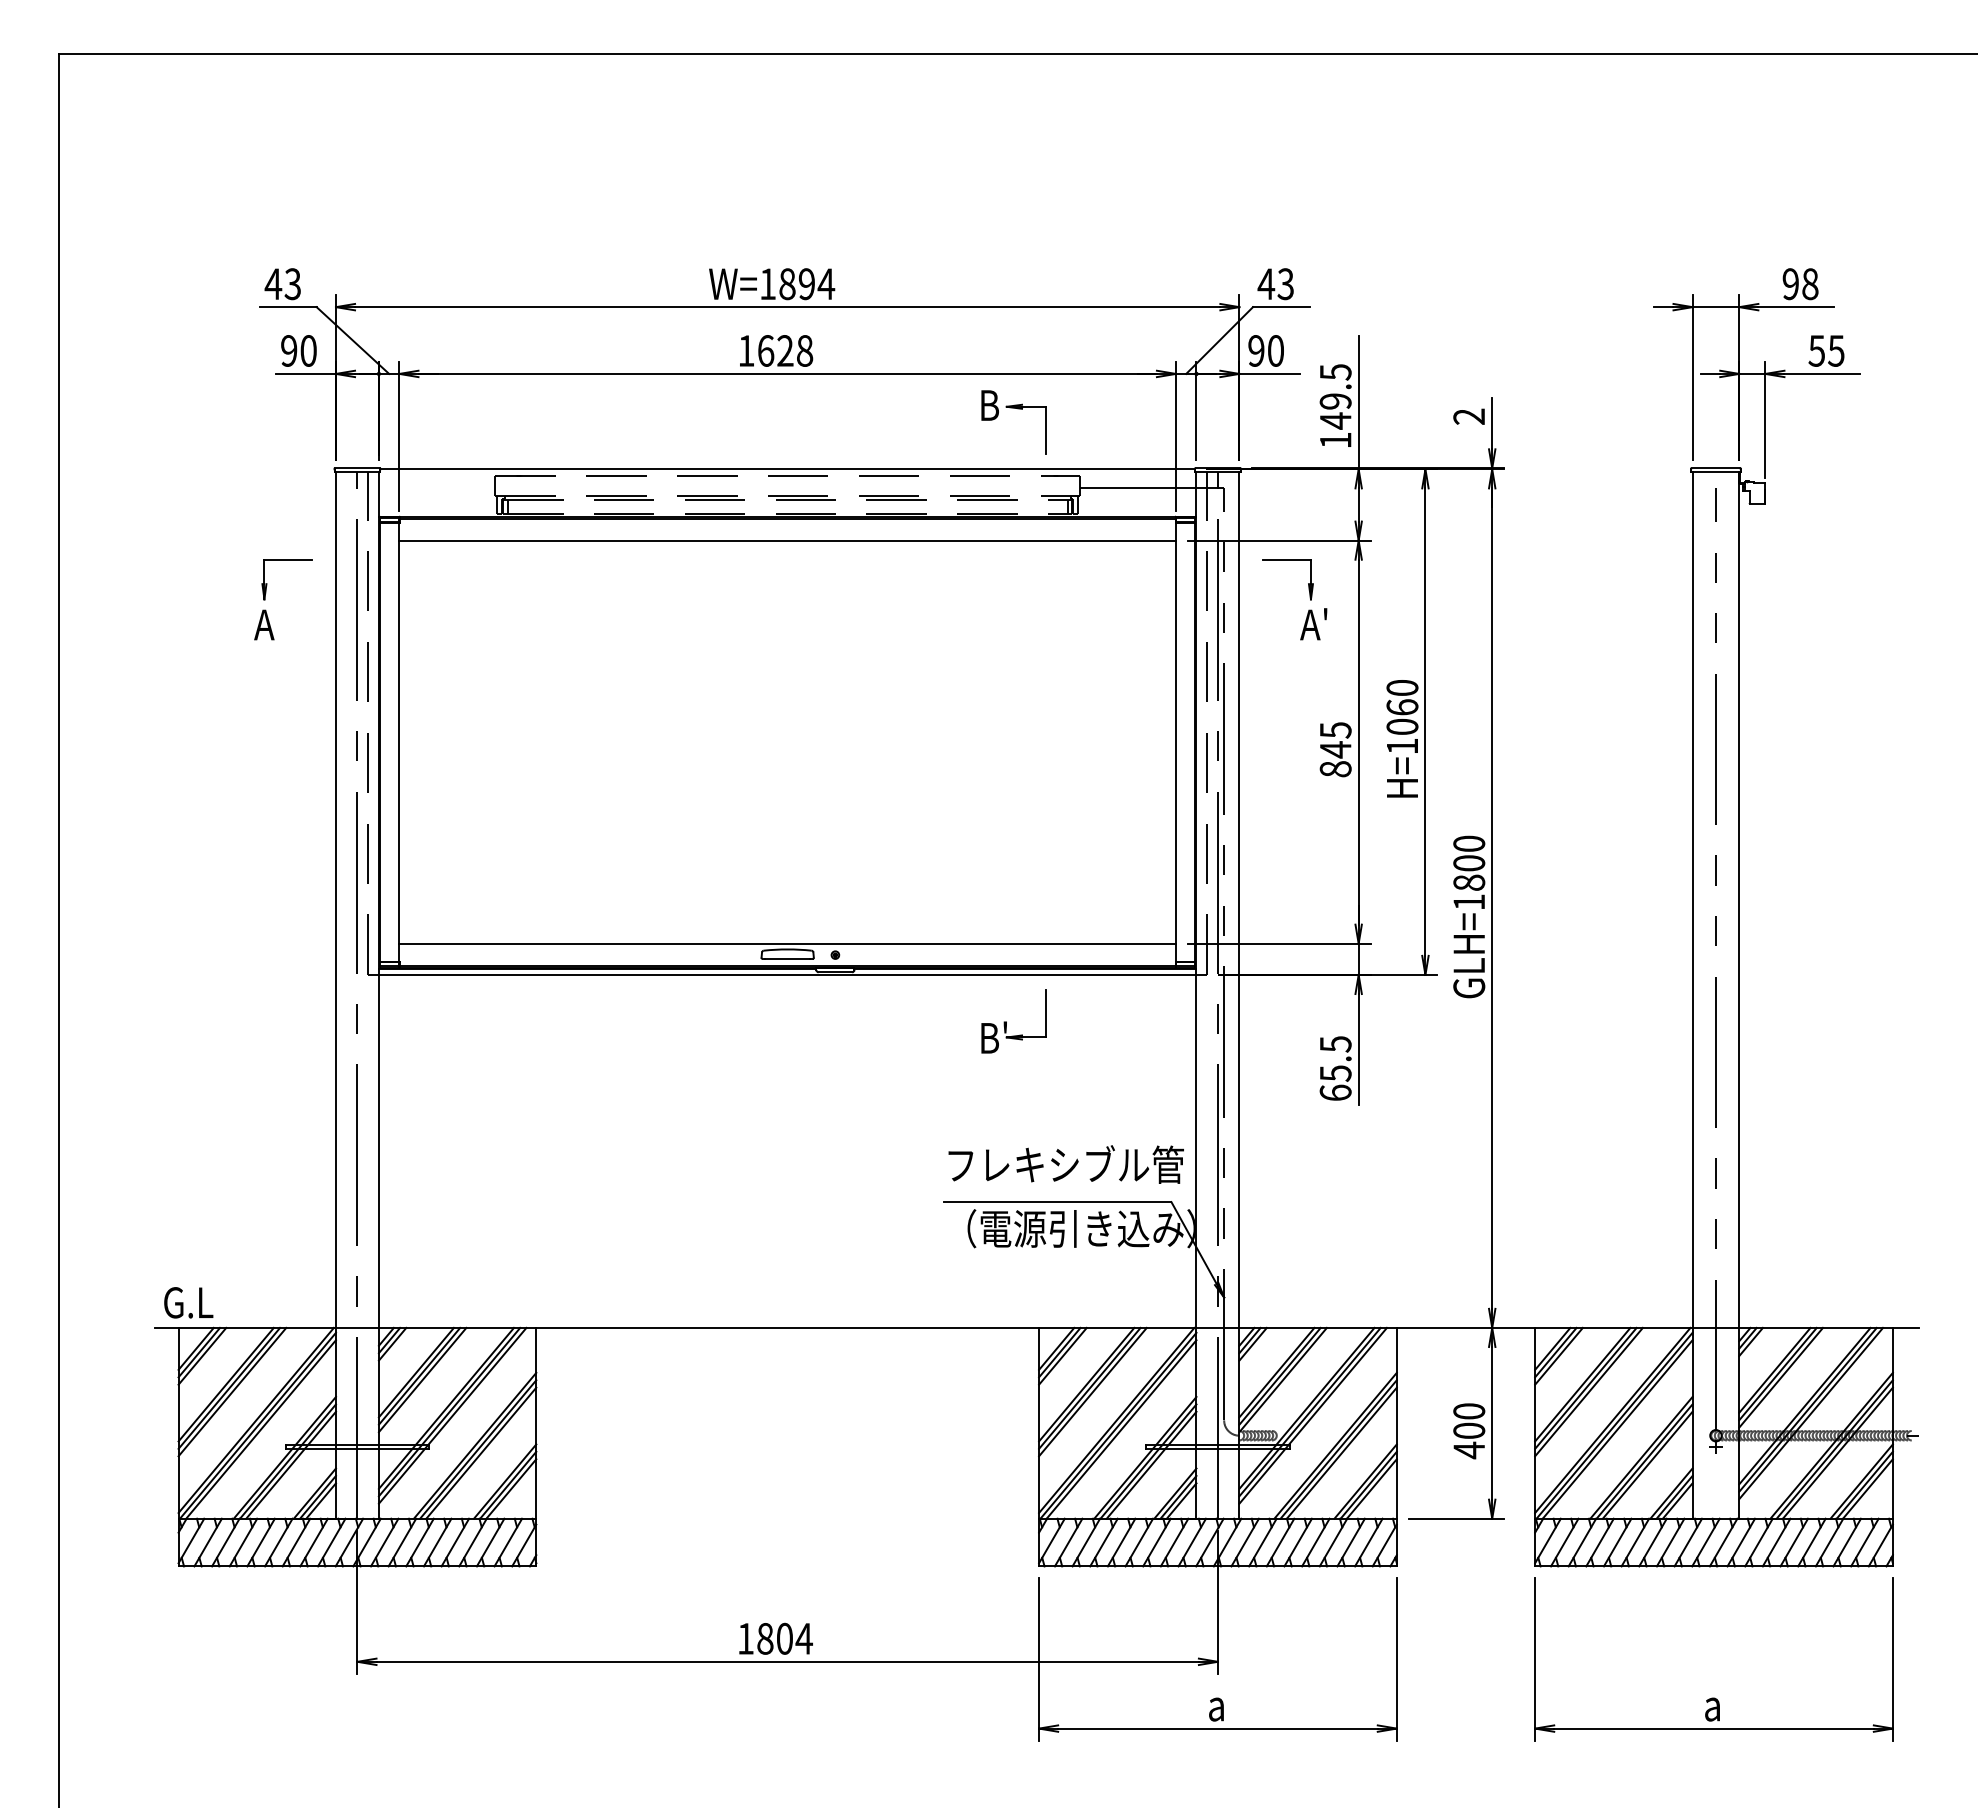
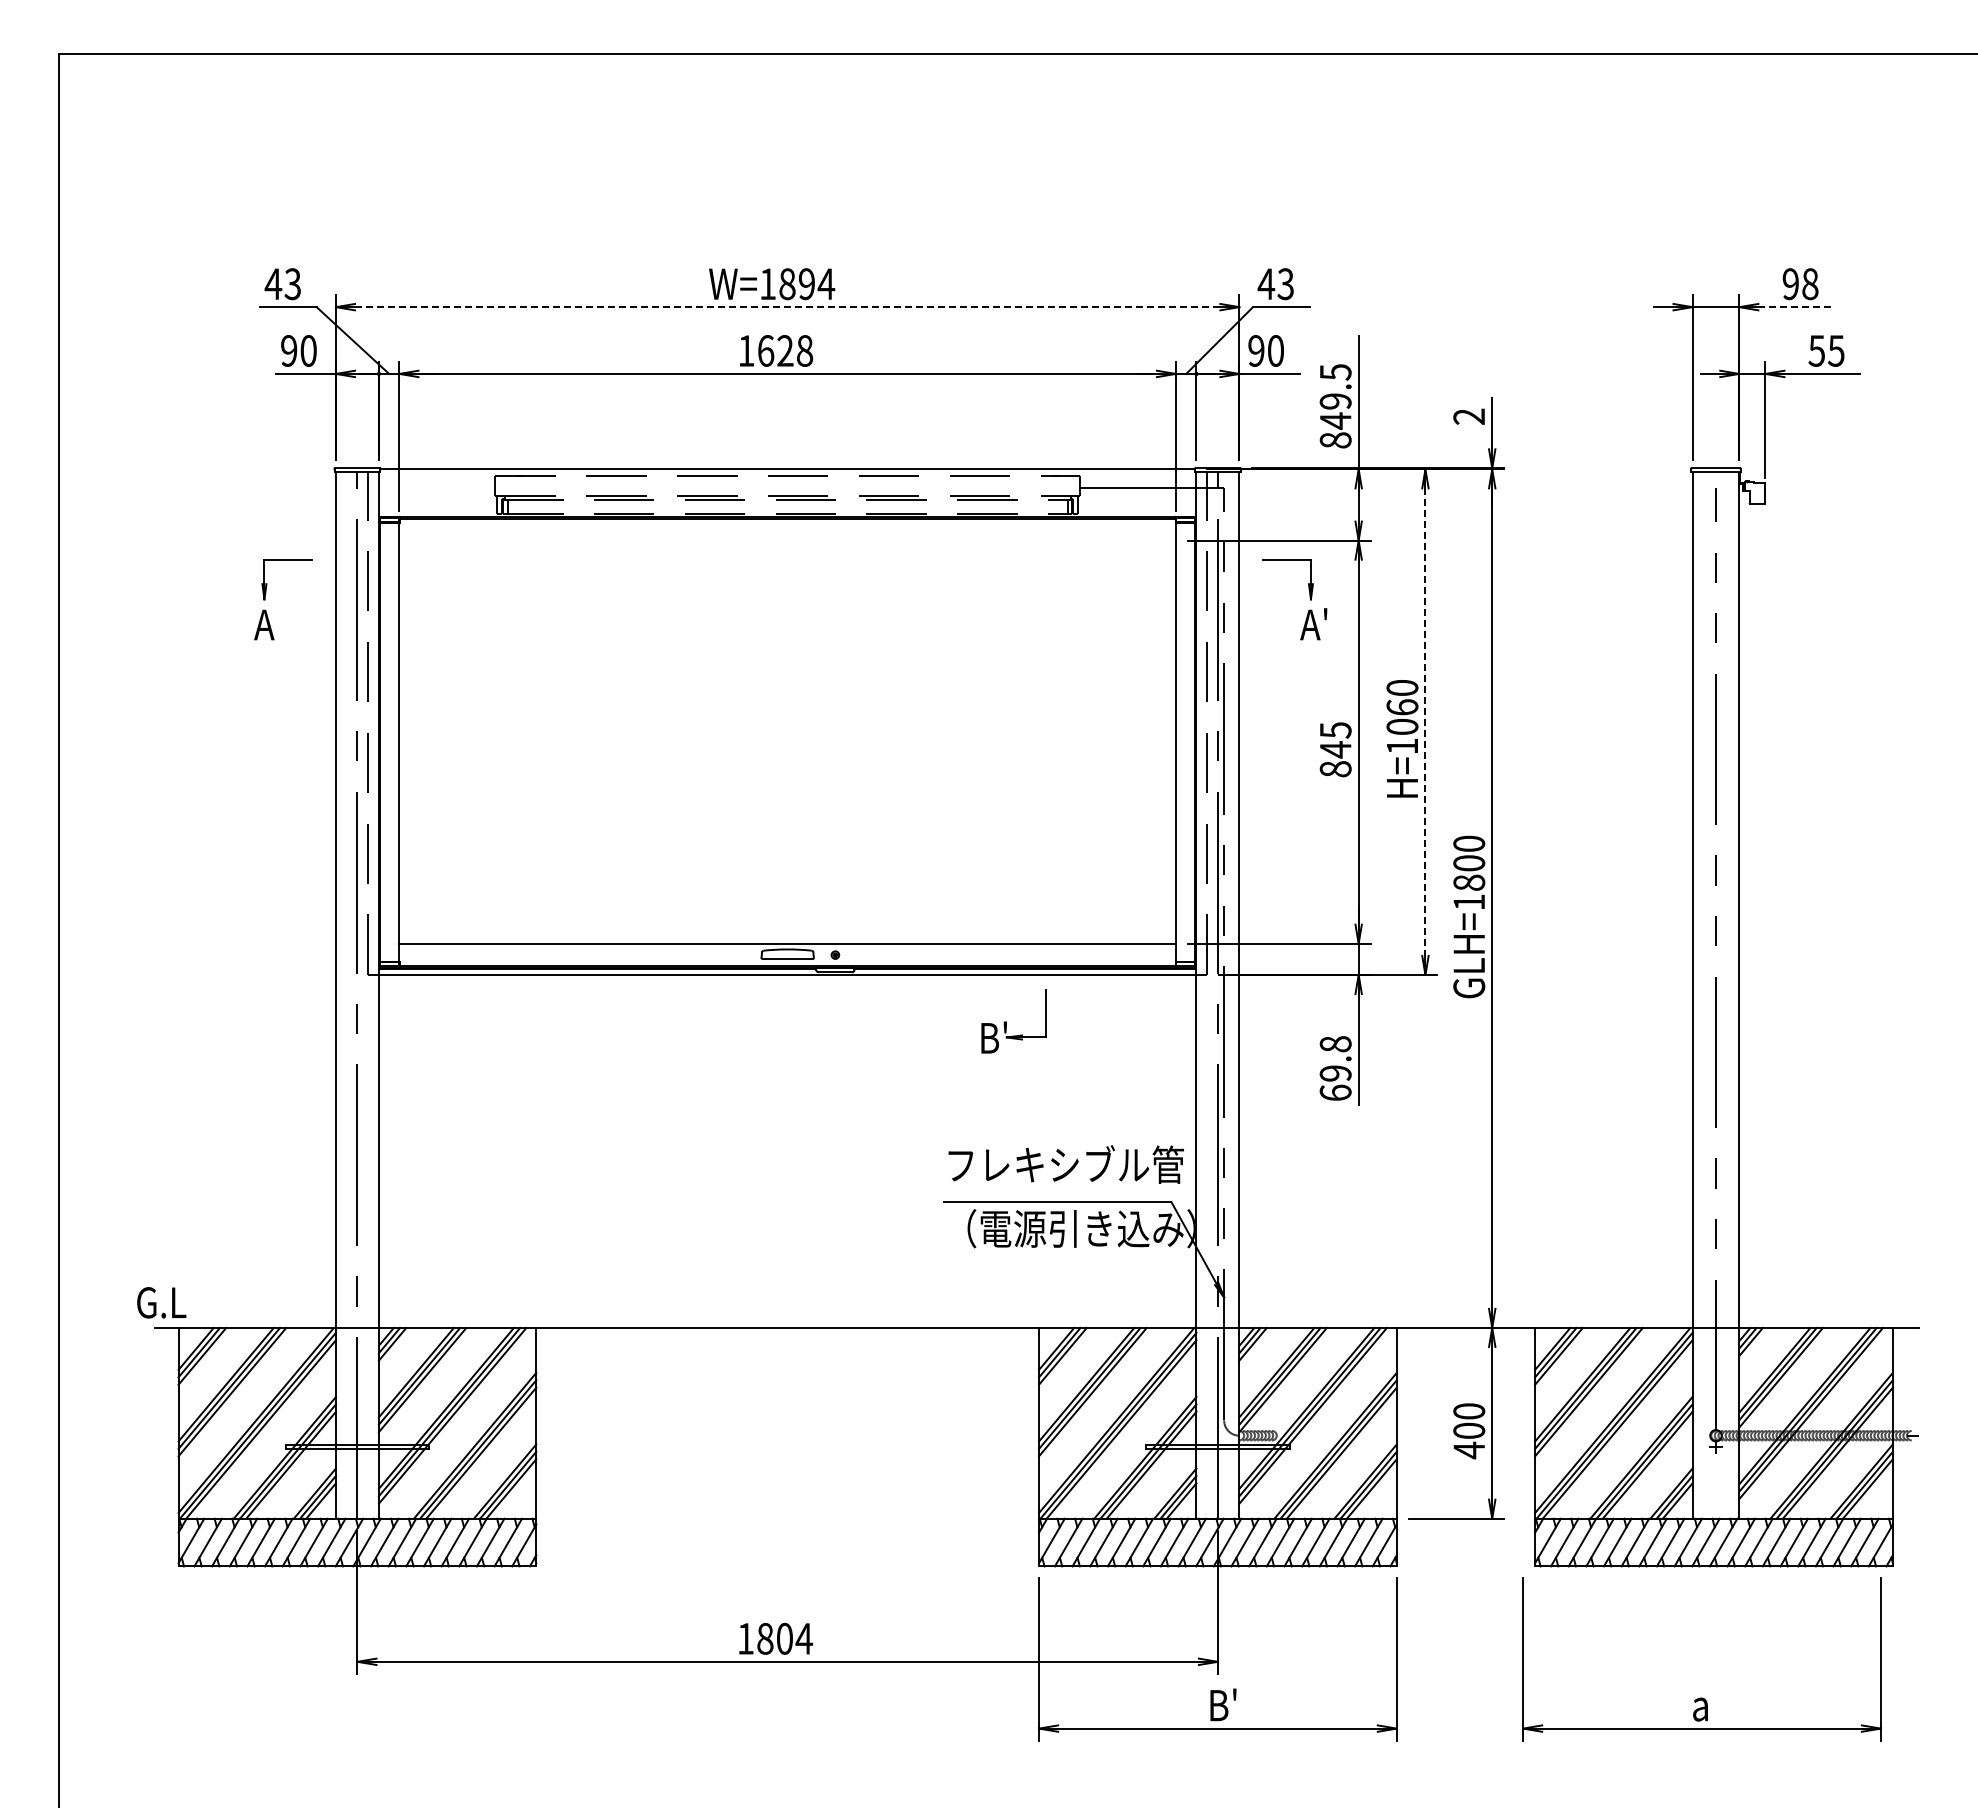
line: solid -> dashed (787, 307)
line: solid -> dashed (1796, 307)
part: present -> none (1017, 409)
text: 149.5 -> 849.5 (1335, 440)
line: present -> none (787, 540)
line: solid -> dashed (1425, 722)
text: 65.5 -> 69.8 (1335, 1058)
text position: (188, 1302) -> (161, 1302) (161, 1302)
part position: (1713, 1697) -> (1701, 1697) (1701, 1697)
text: a -> B' (1222, 1704)
